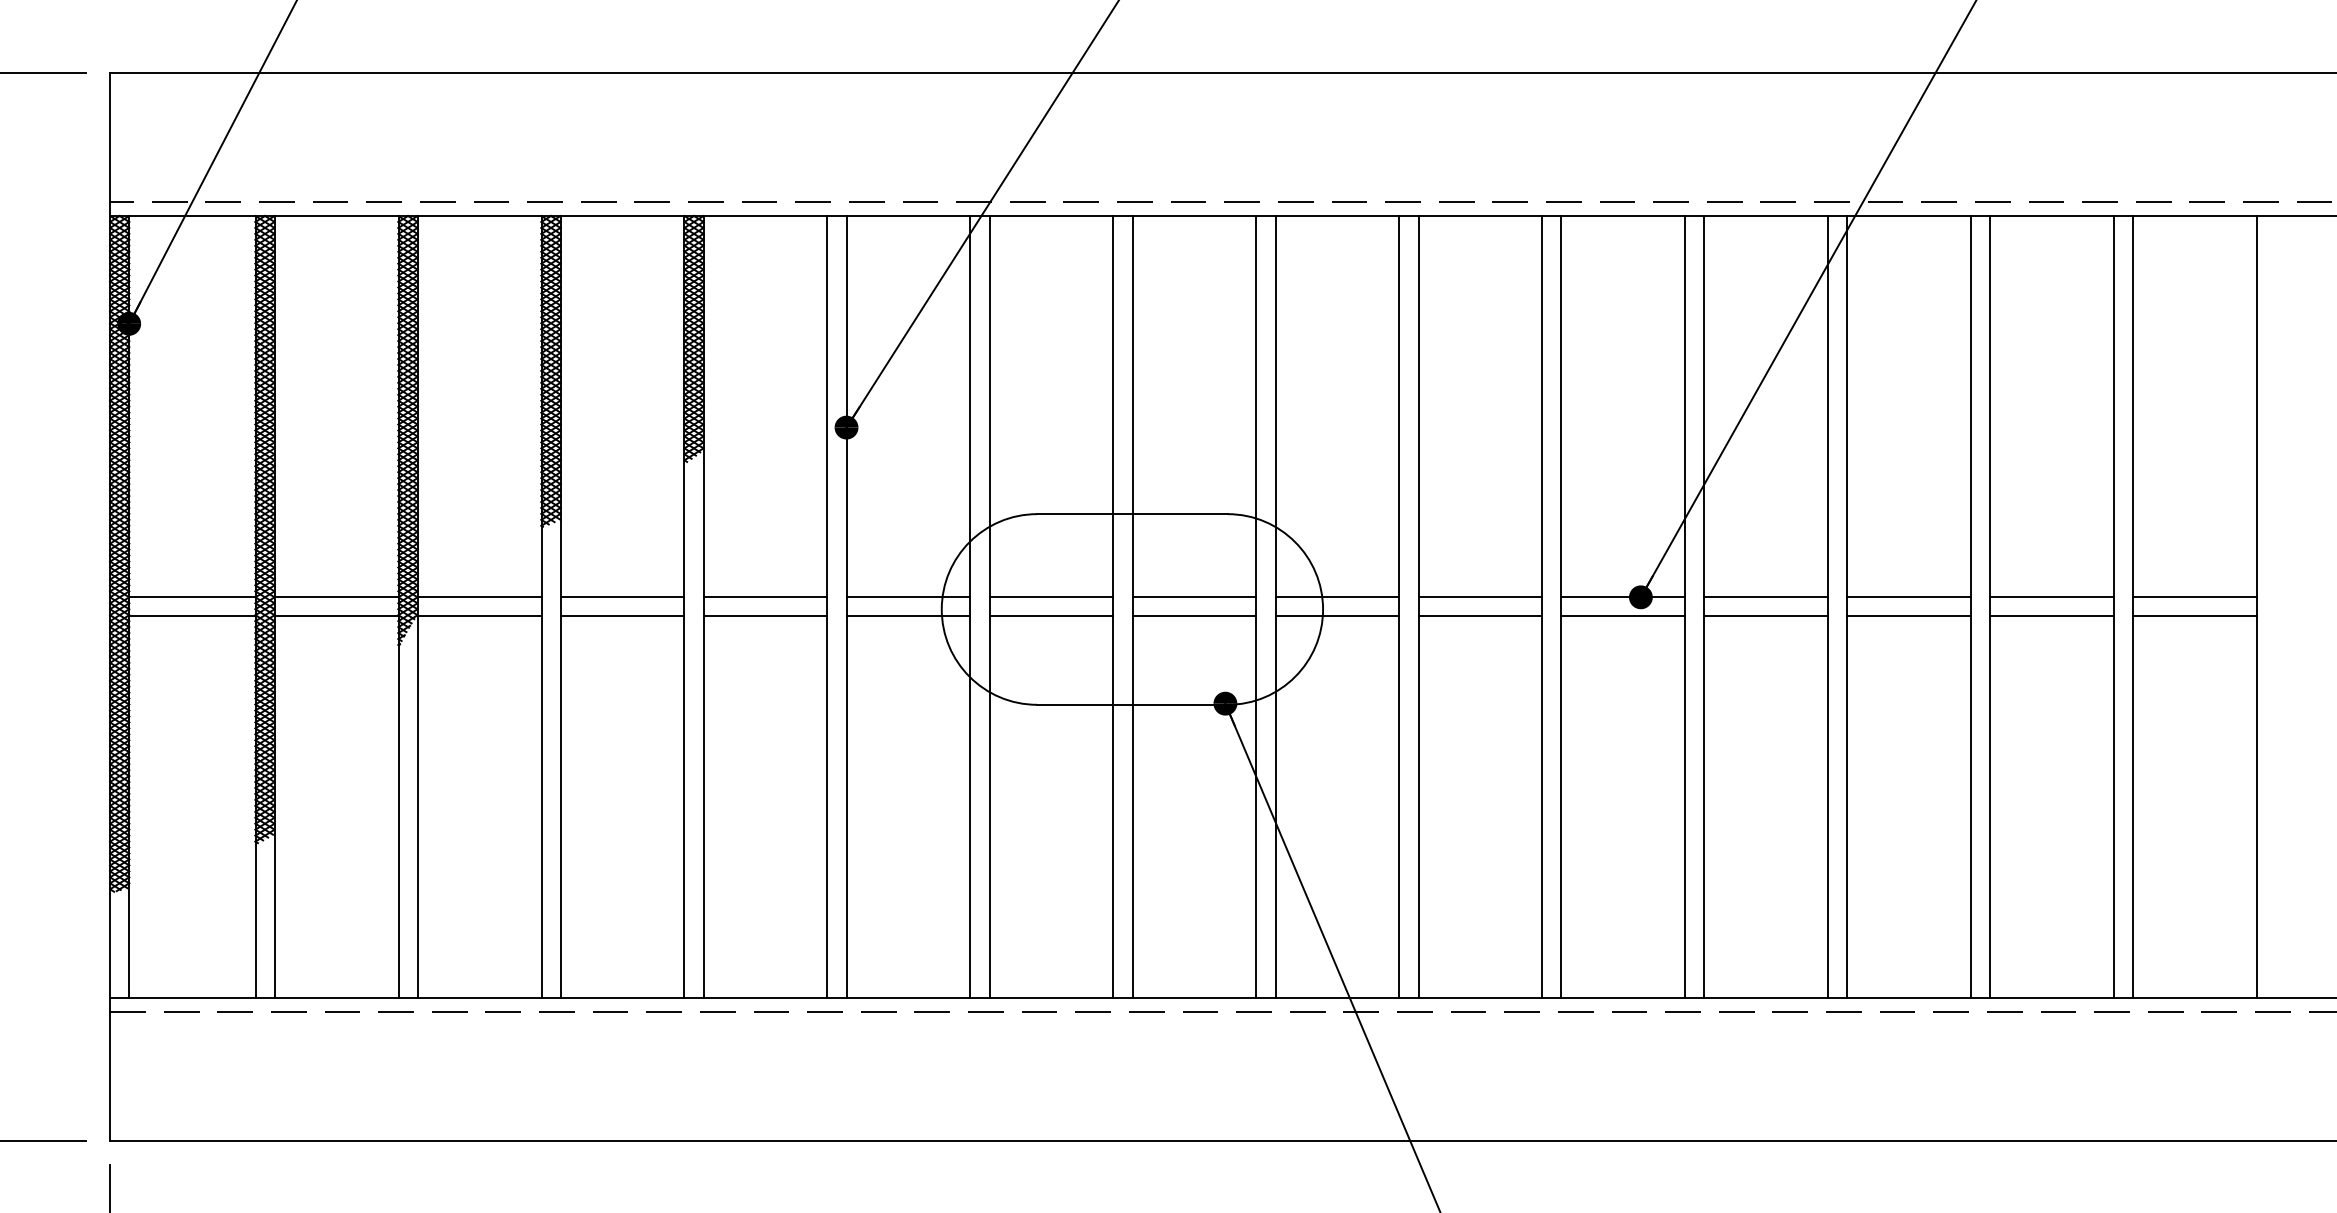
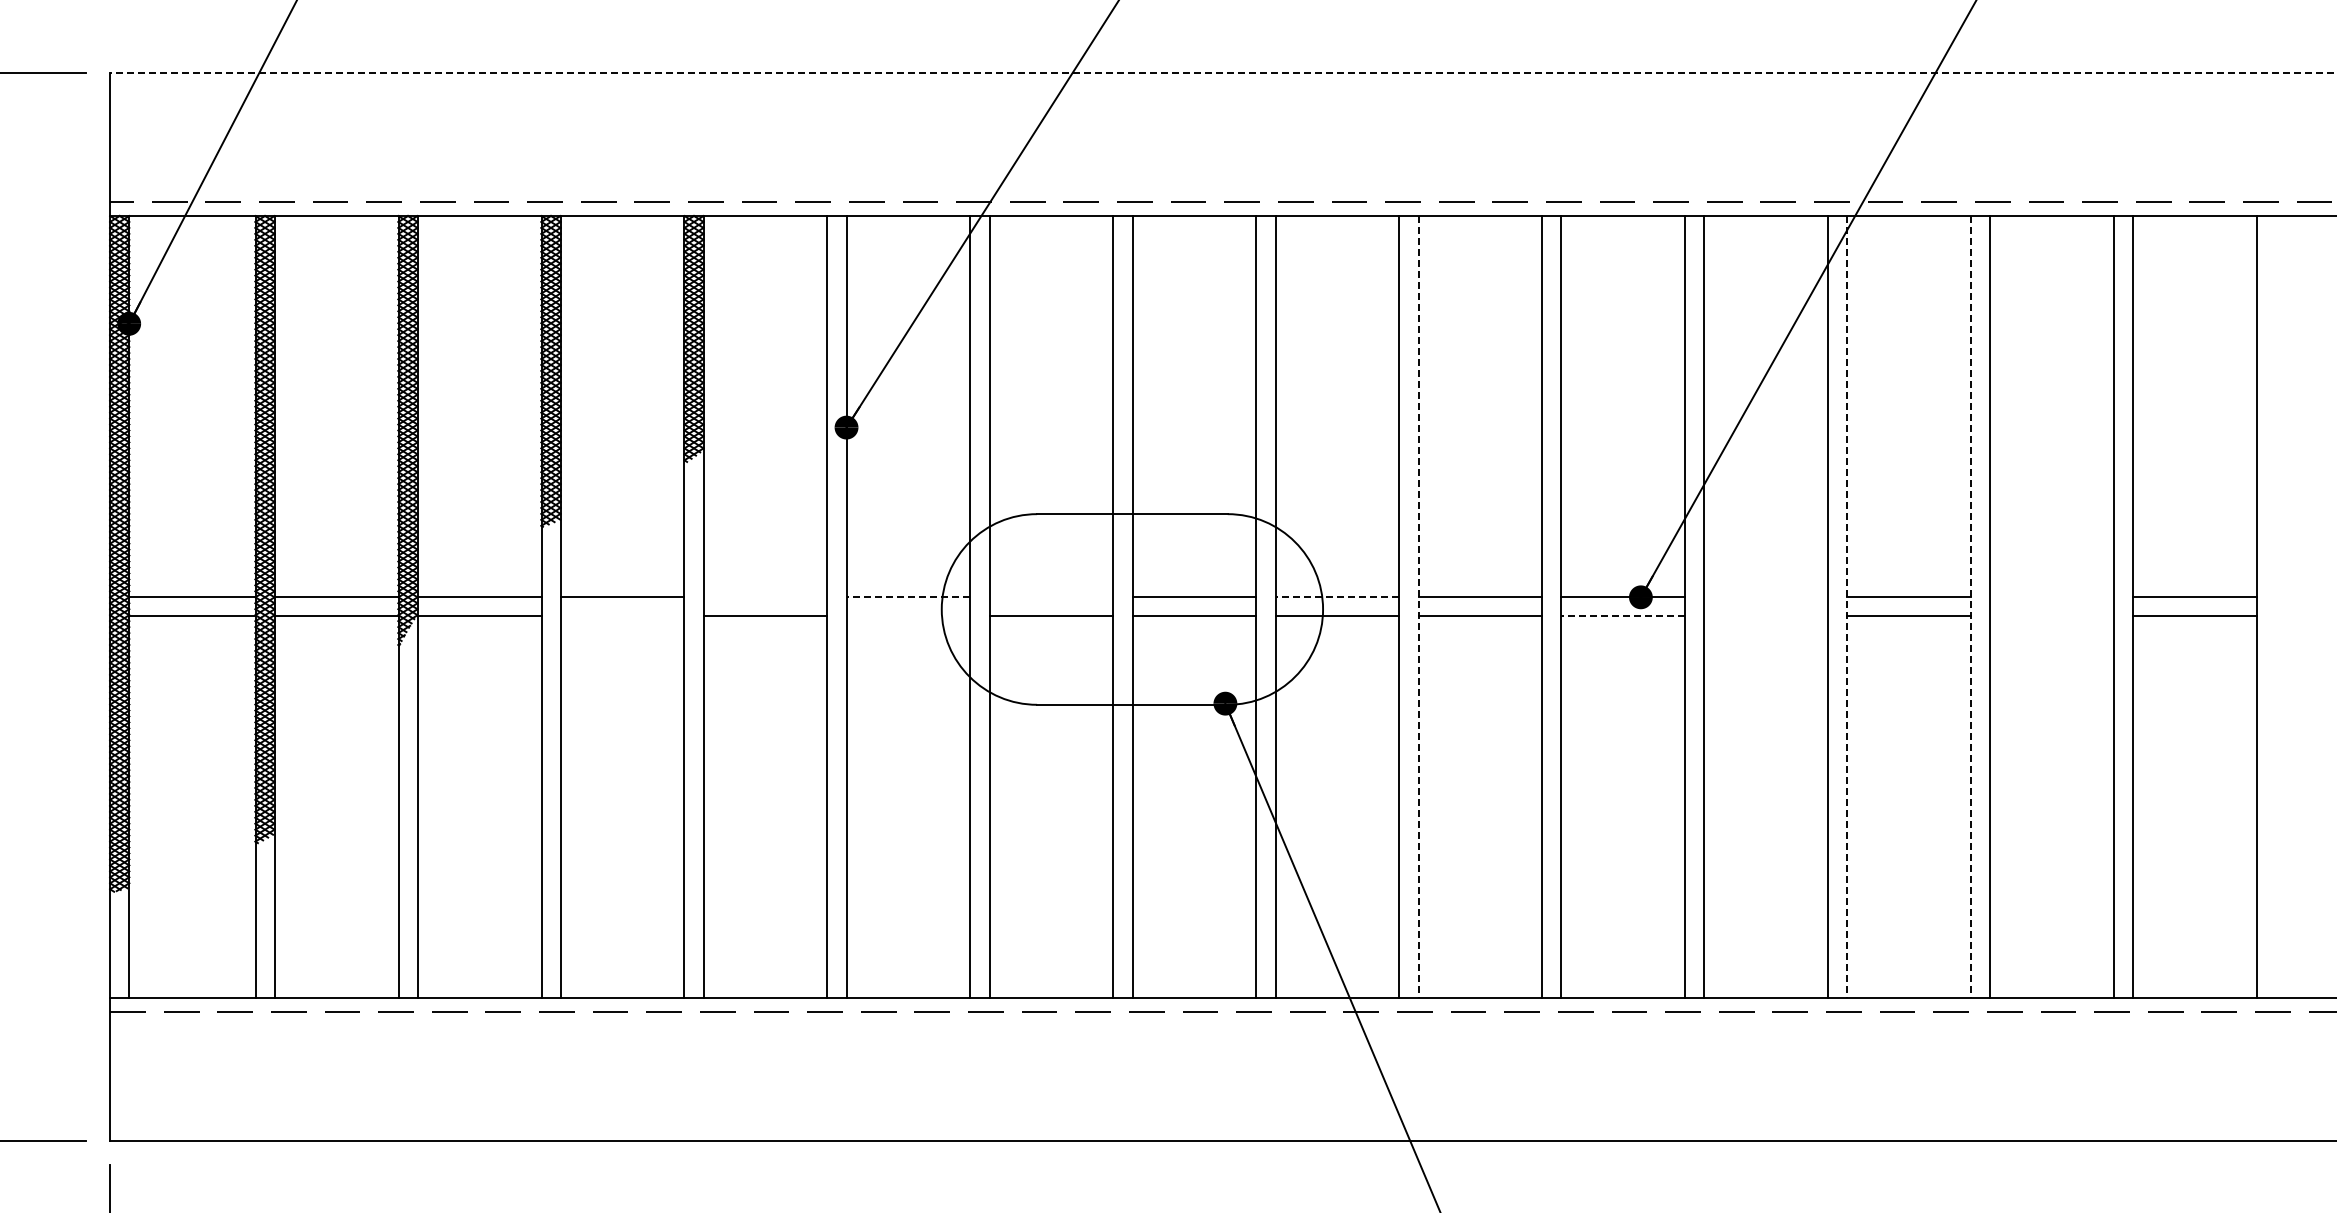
line: solid -> dashed (1223, 73)
line: present -> none (765, 597)
line: solid -> dashed (908, 597)
line: present -> none (1051, 597)
line: solid -> dashed (1337, 597)
line: present -> none (1766, 597)
line: present -> none (2052, 597)
line: solid -> dashed (1418, 606)
line: solid -> dashed (1847, 606)
line: solid -> dashed (1971, 606)
line: present -> none (622, 616)
line: present -> none (908, 616)
line: solid -> dashed (1623, 616)
line: present -> none (1766, 616)
line: present -> none (2052, 616)
